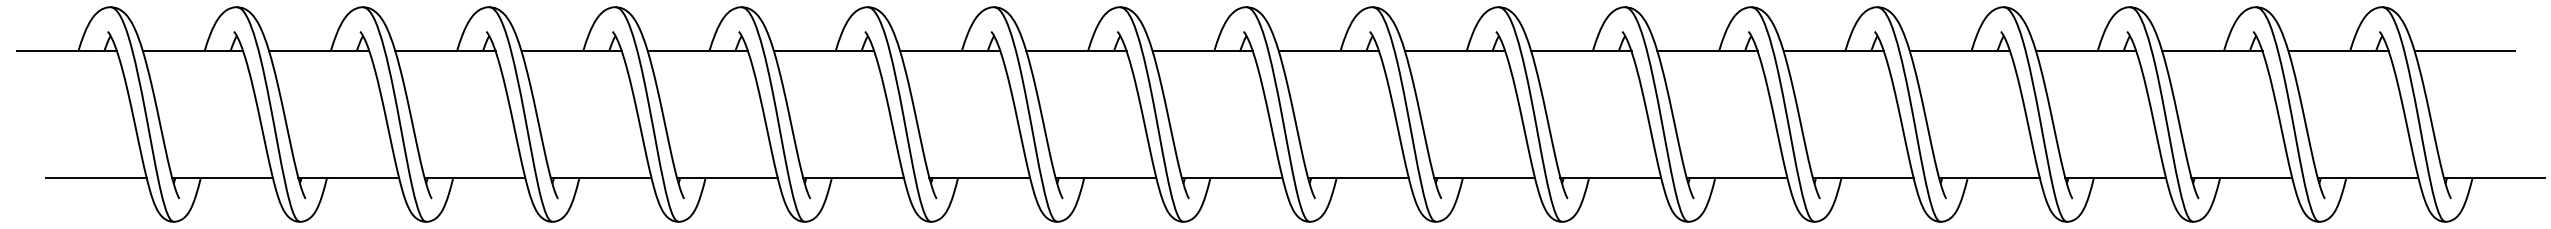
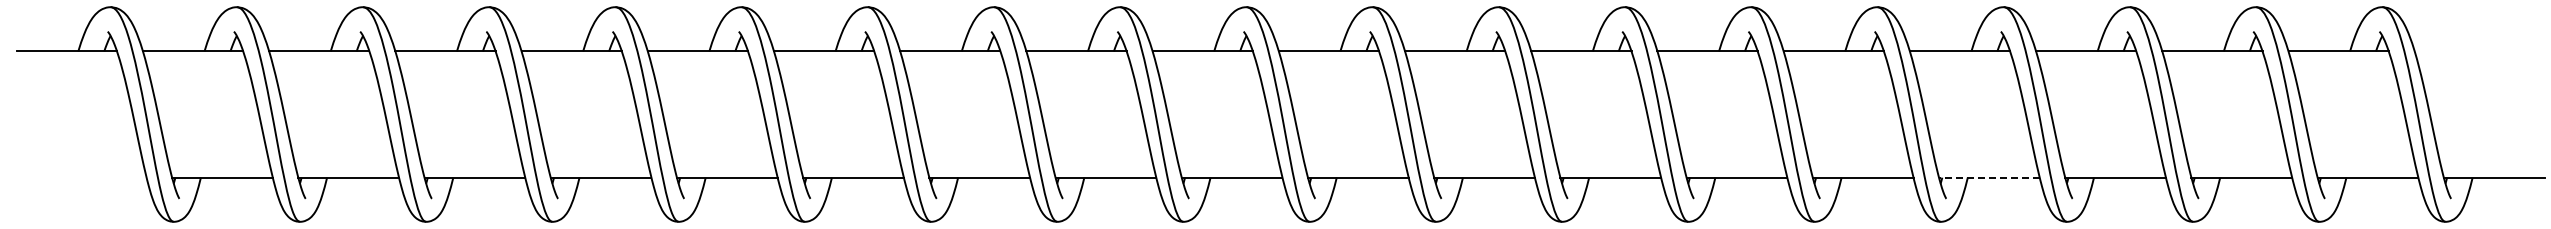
line: present -> none (2464, 51)
line: present -> none (95, 177)
line: solid -> dashed (1988, 177)
